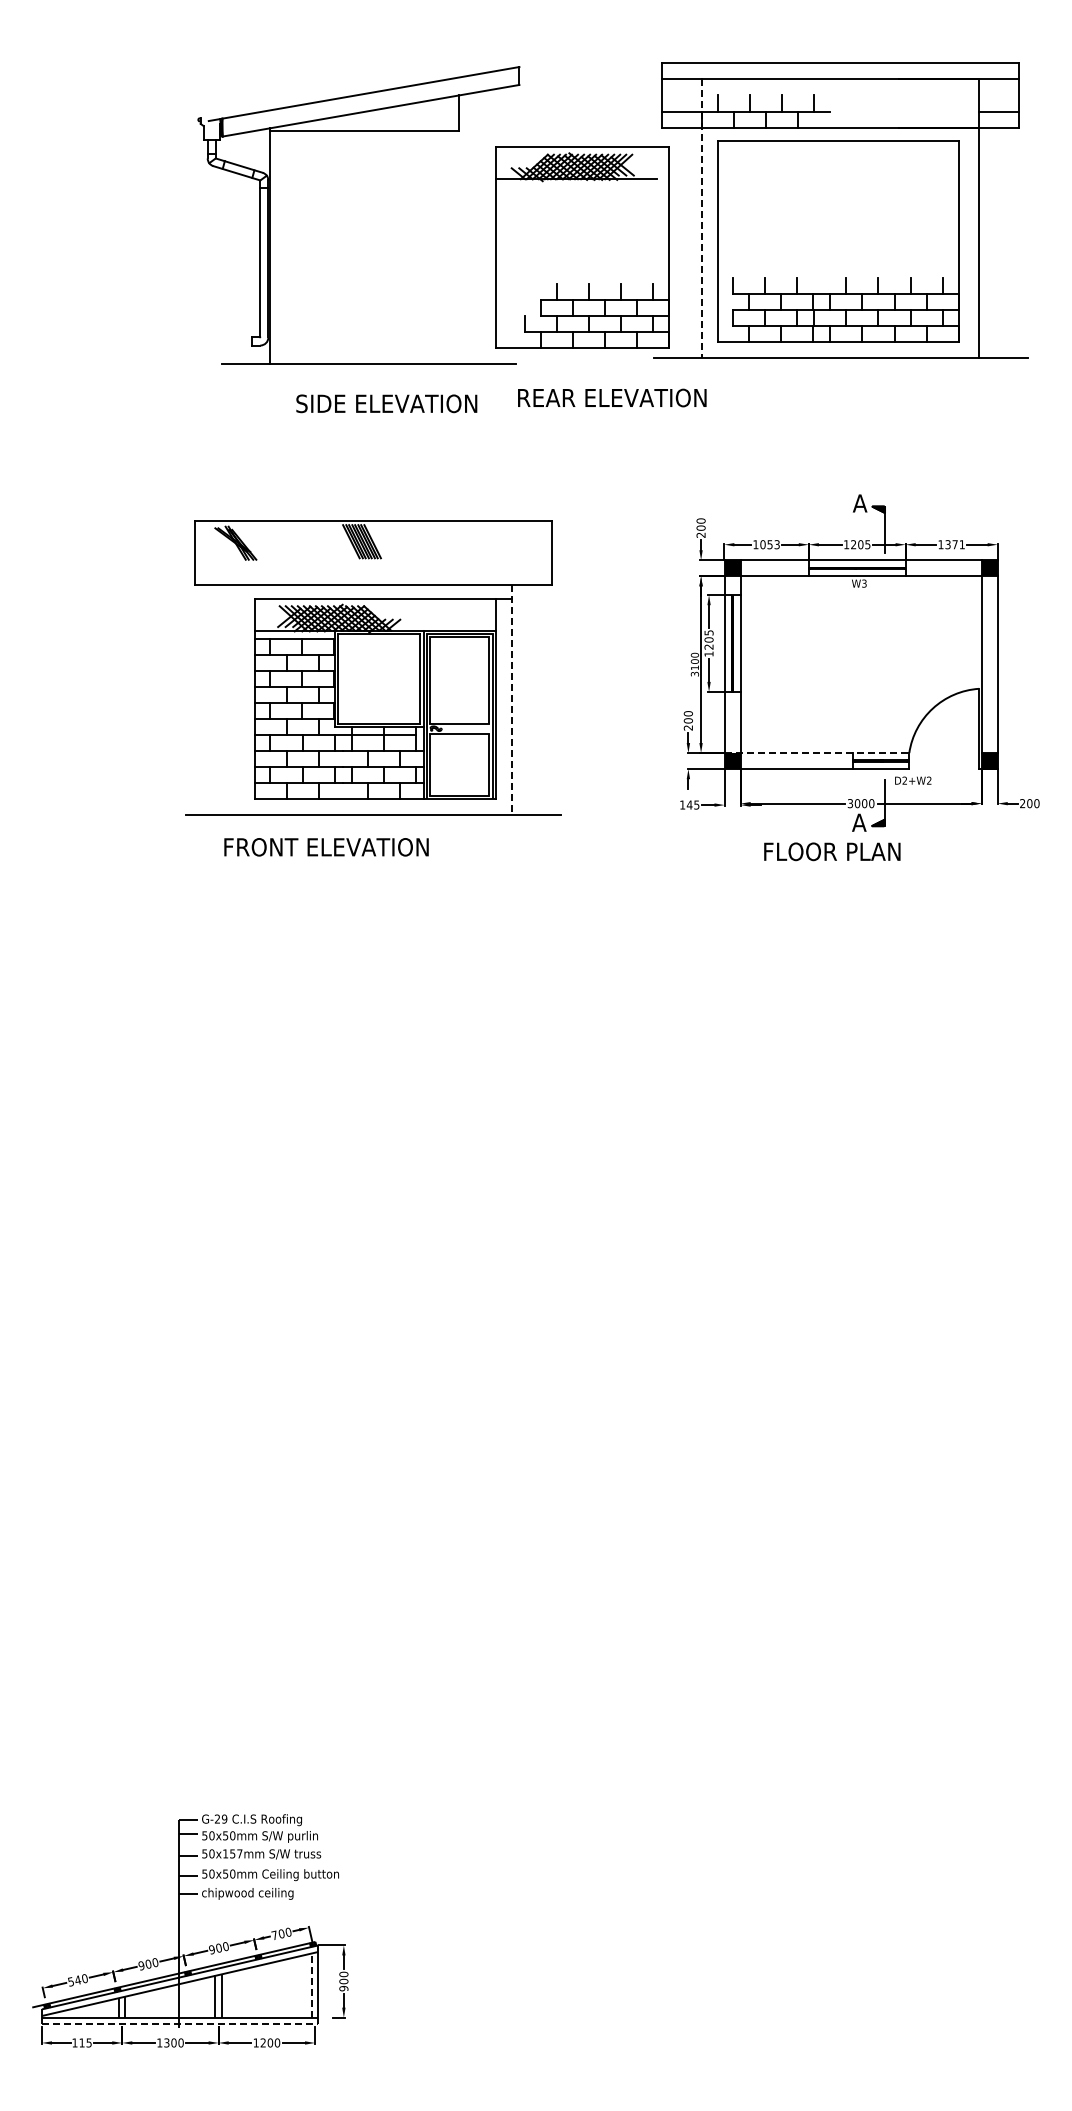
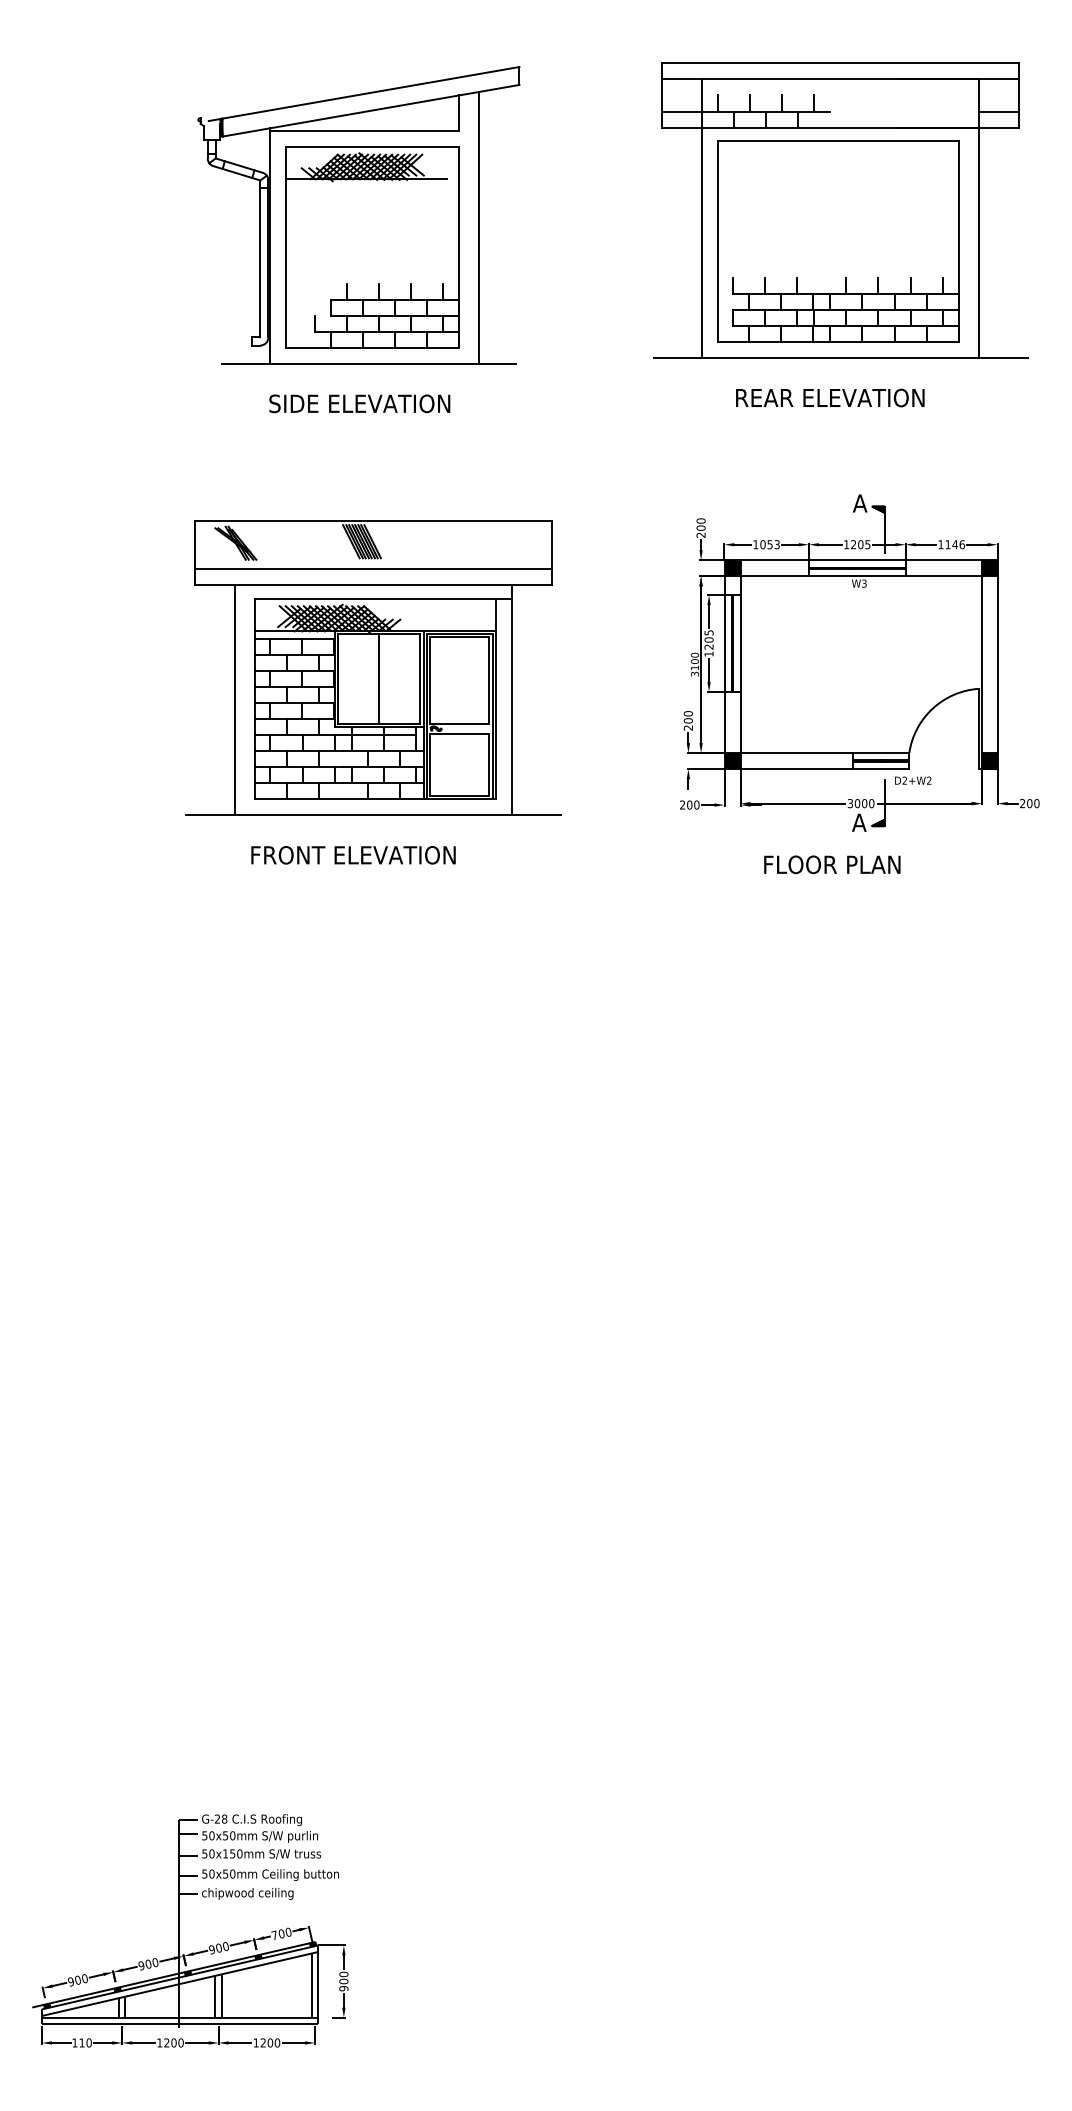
line: dashed -> solid (701, 219)
line: none -> present (479, 227)
part position: (582, 247) -> (372, 247) (372, 247)
text position: (612, 397) -> (830, 397) (830, 397)
text position: (386, 403) -> (359, 403) (359, 403)
text: 1371 -> 1146 (955, 544)
line: none -> present (373, 568)
line: none -> present (379, 678)
line: none -> present (234, 699)
line: dashed -> solid (511, 700)
line: dashed -> solid (817, 753)
text: 145 -> 200 (689, 804)
text position: (326, 847) -> (353, 855) (353, 855)
text position: (832, 851) -> (832, 864) (832, 864)
text: G-29 -> G-28 (224, 1818)
text: 50x157mm -> 50x150mm (239, 1853)
text: 540 -> 900 (74, 1980)
line: dashed -> solid (311, 1985)
line: dashed -> solid (180, 2024)
text: 115 -> 110 (88, 2042)
text: 1300 -> 1200 (166, 2043)
